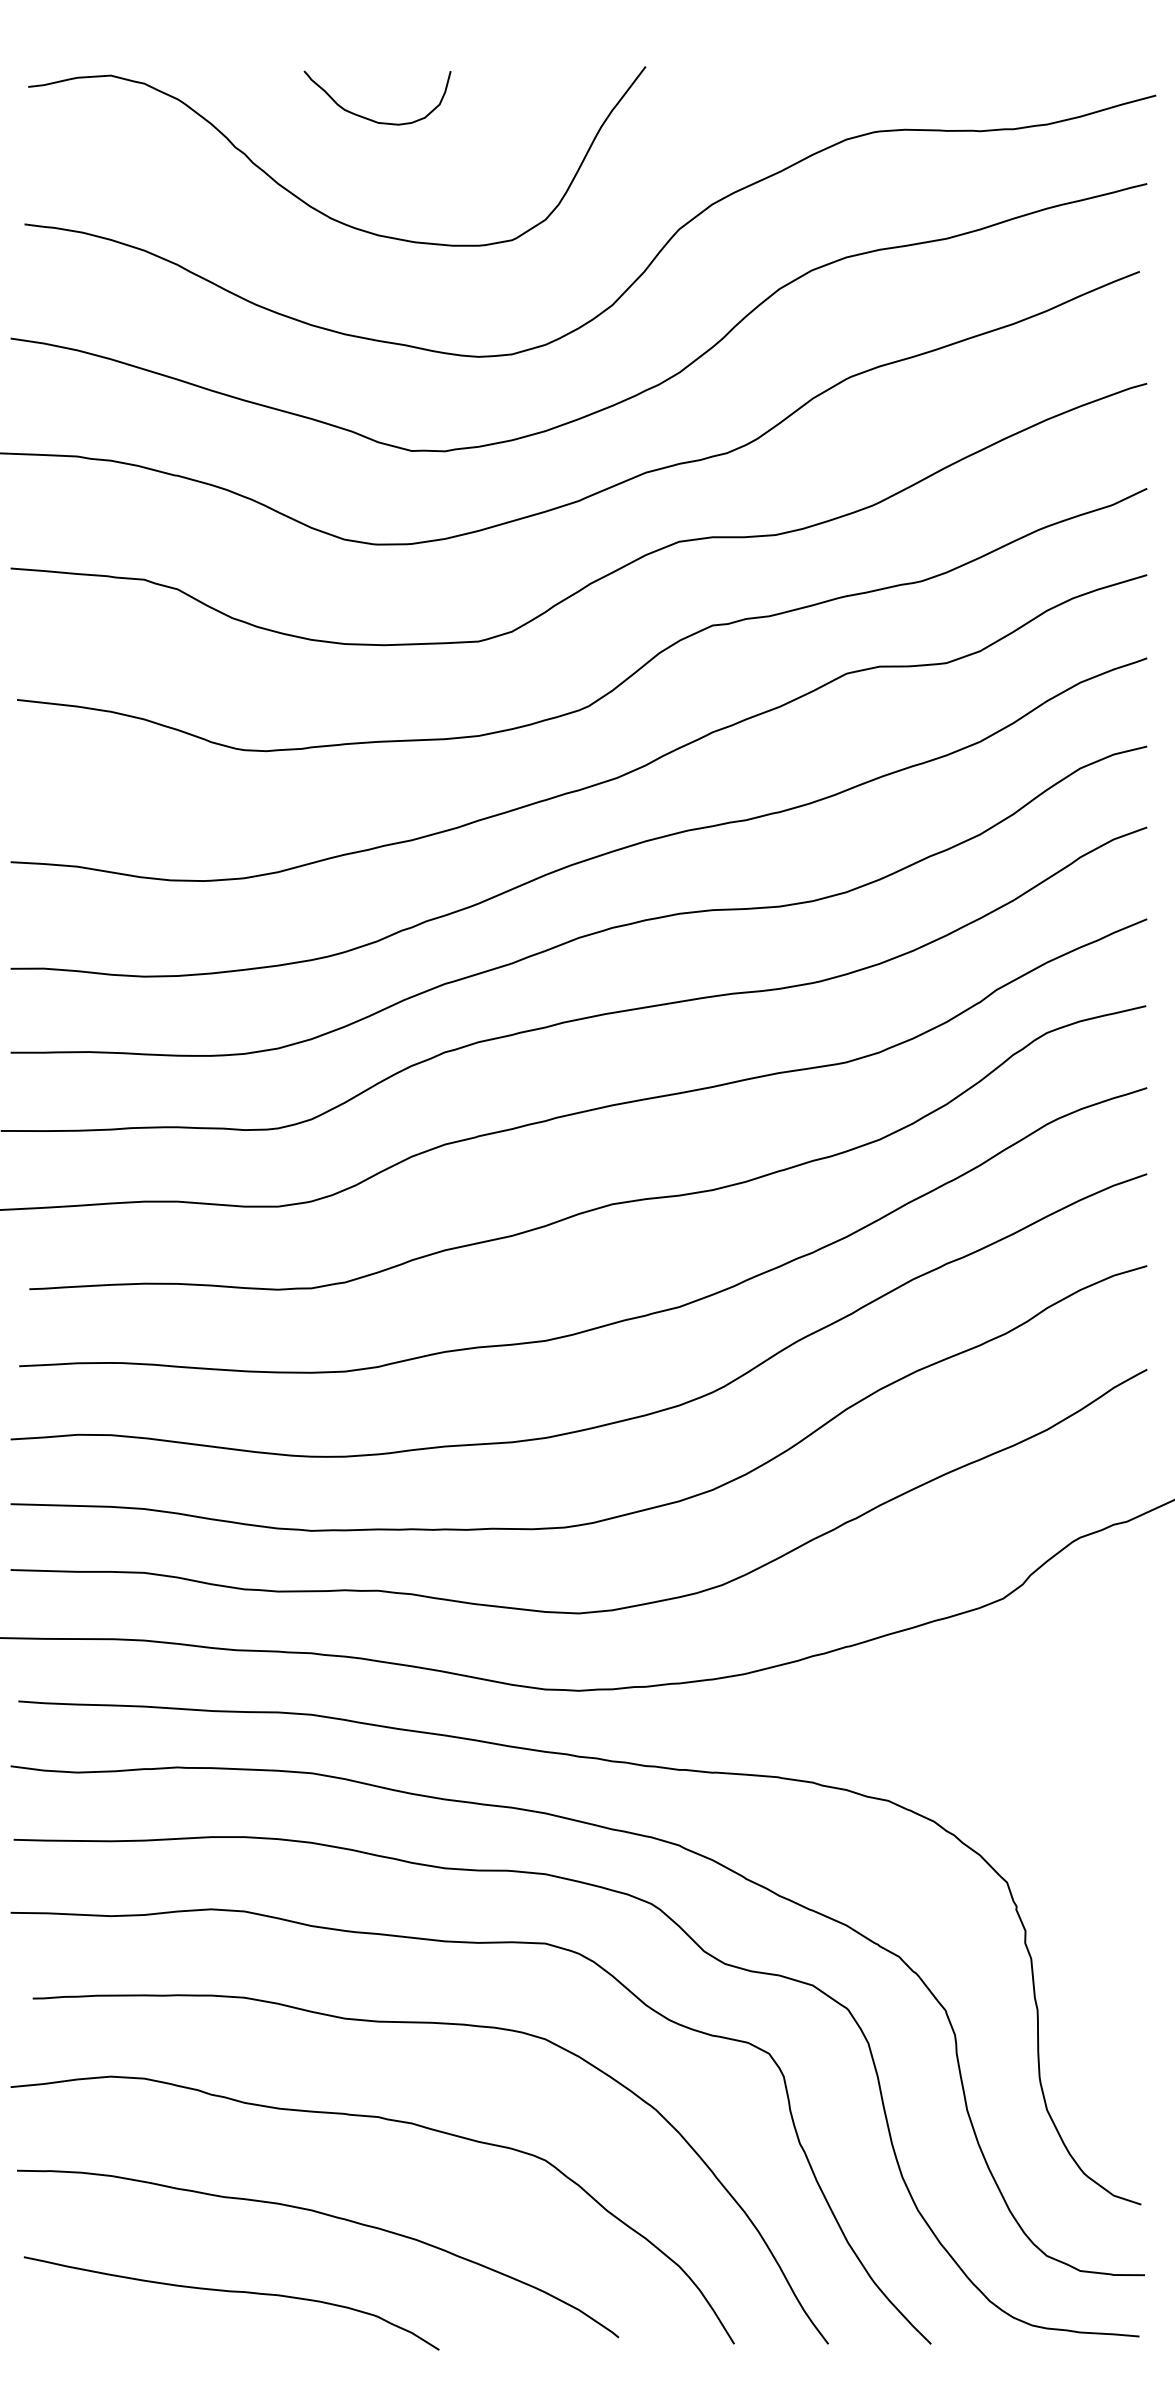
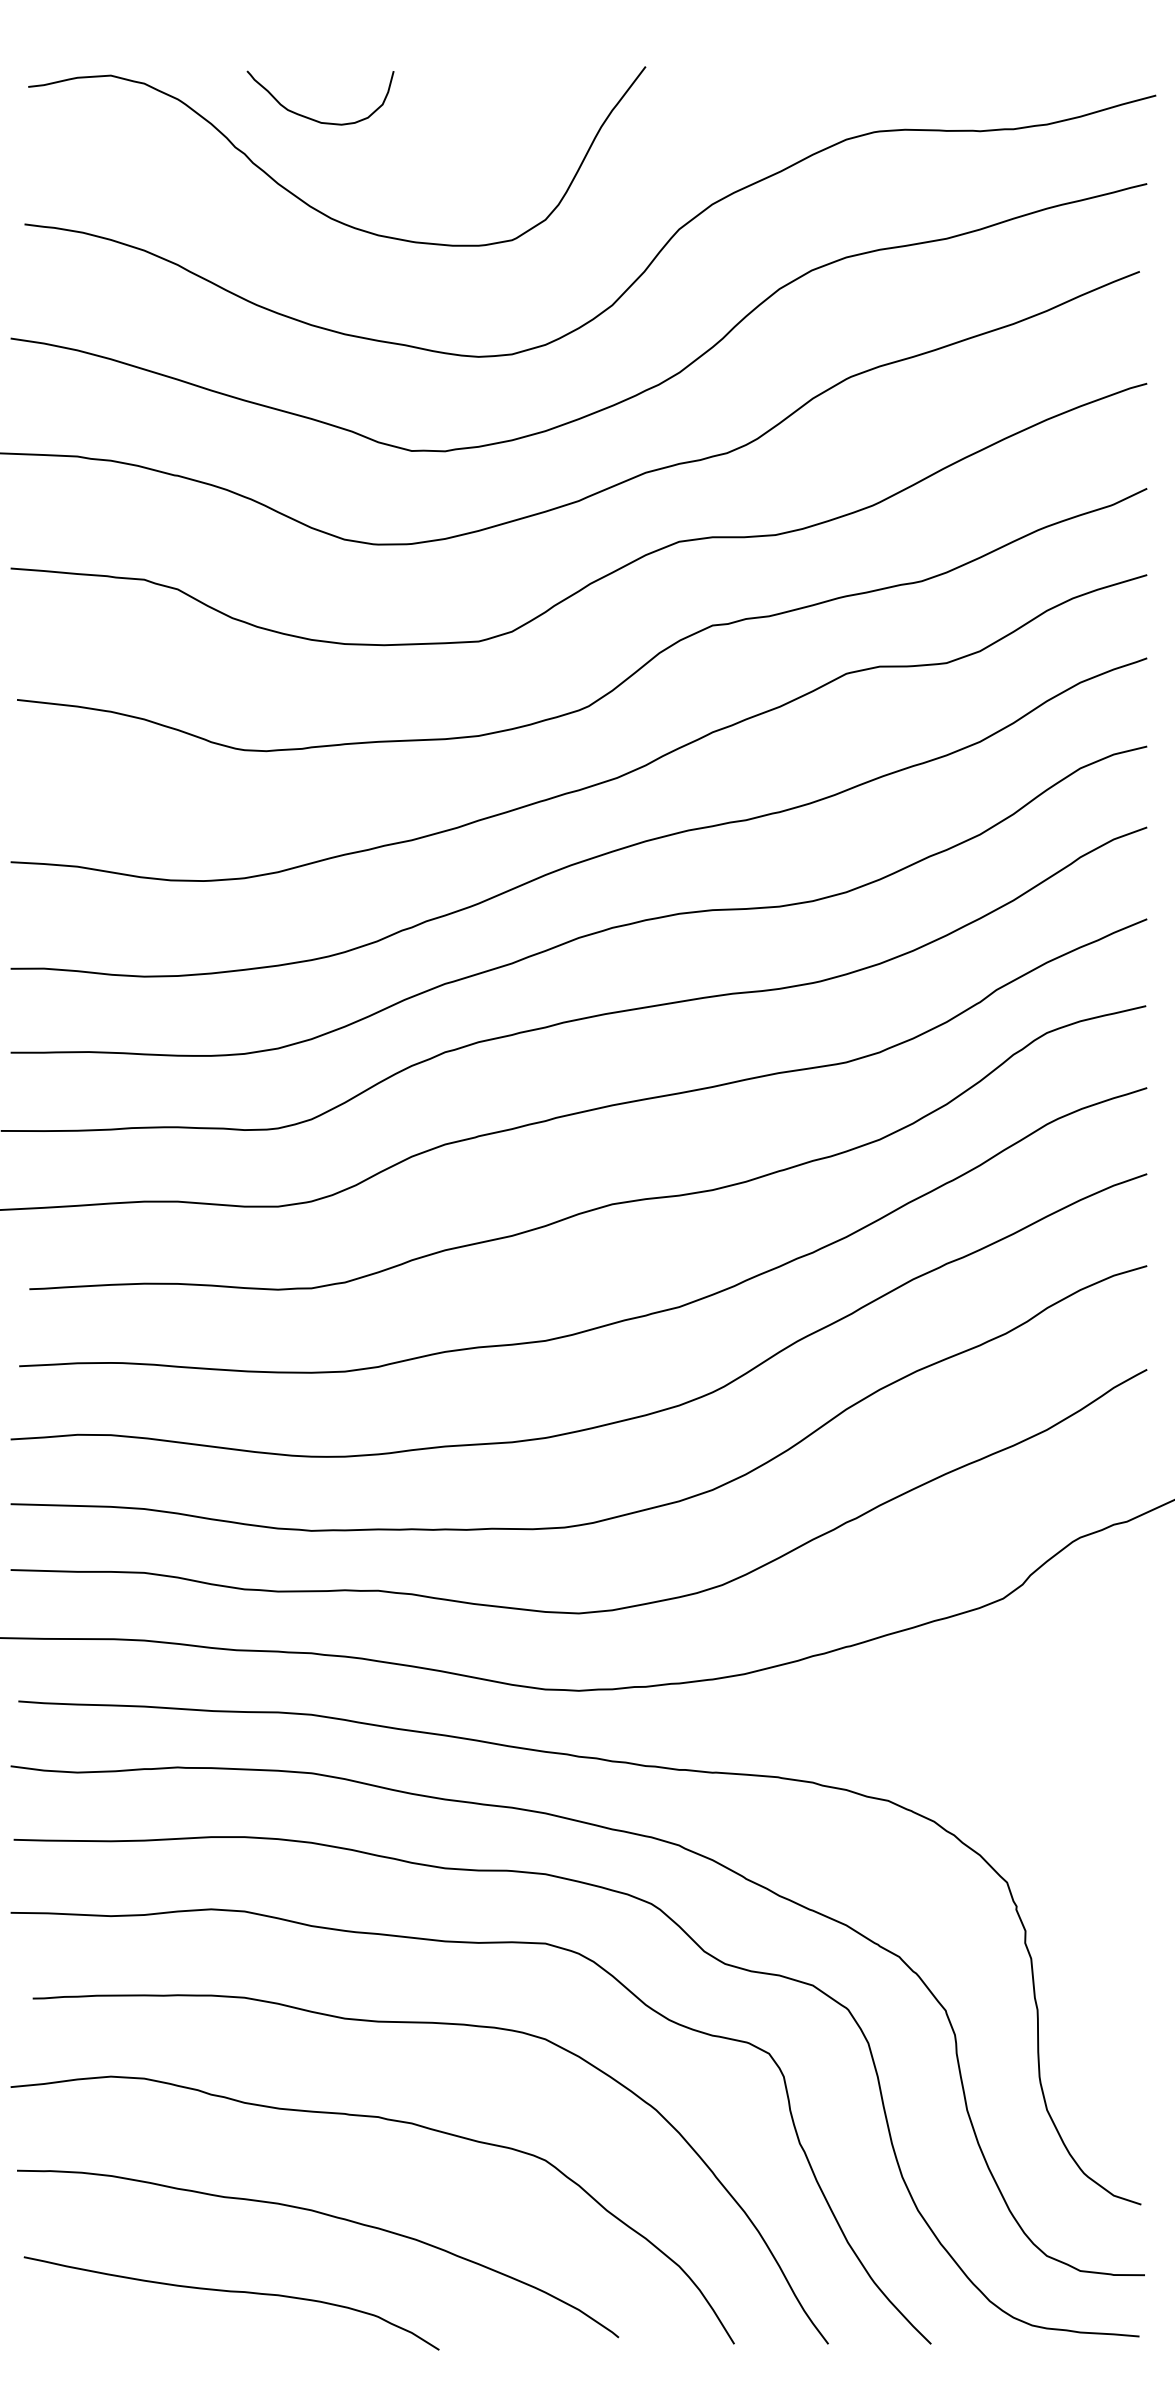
curve position: (369, 118) -> (312, 118) (312, 118)
